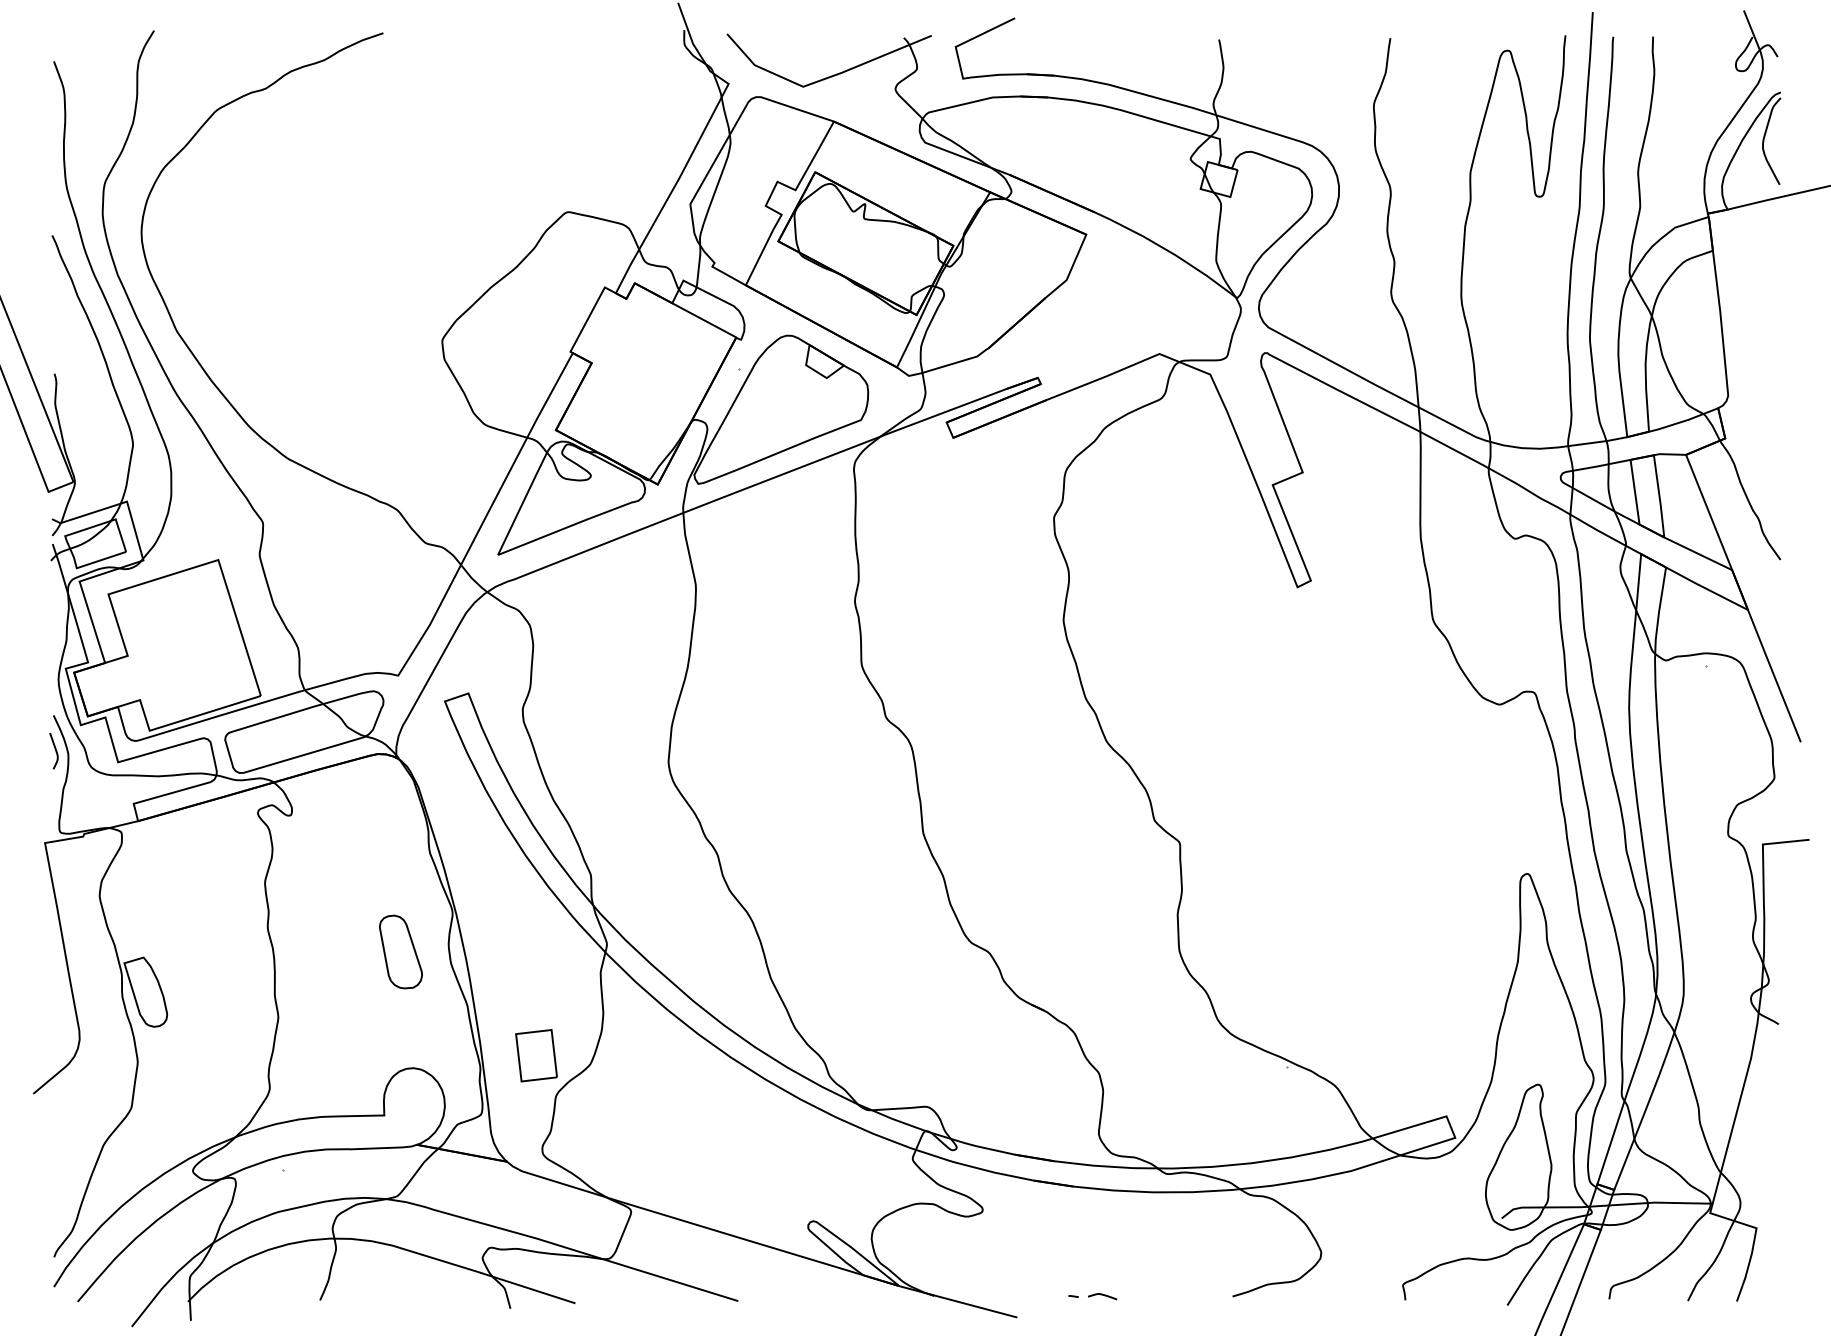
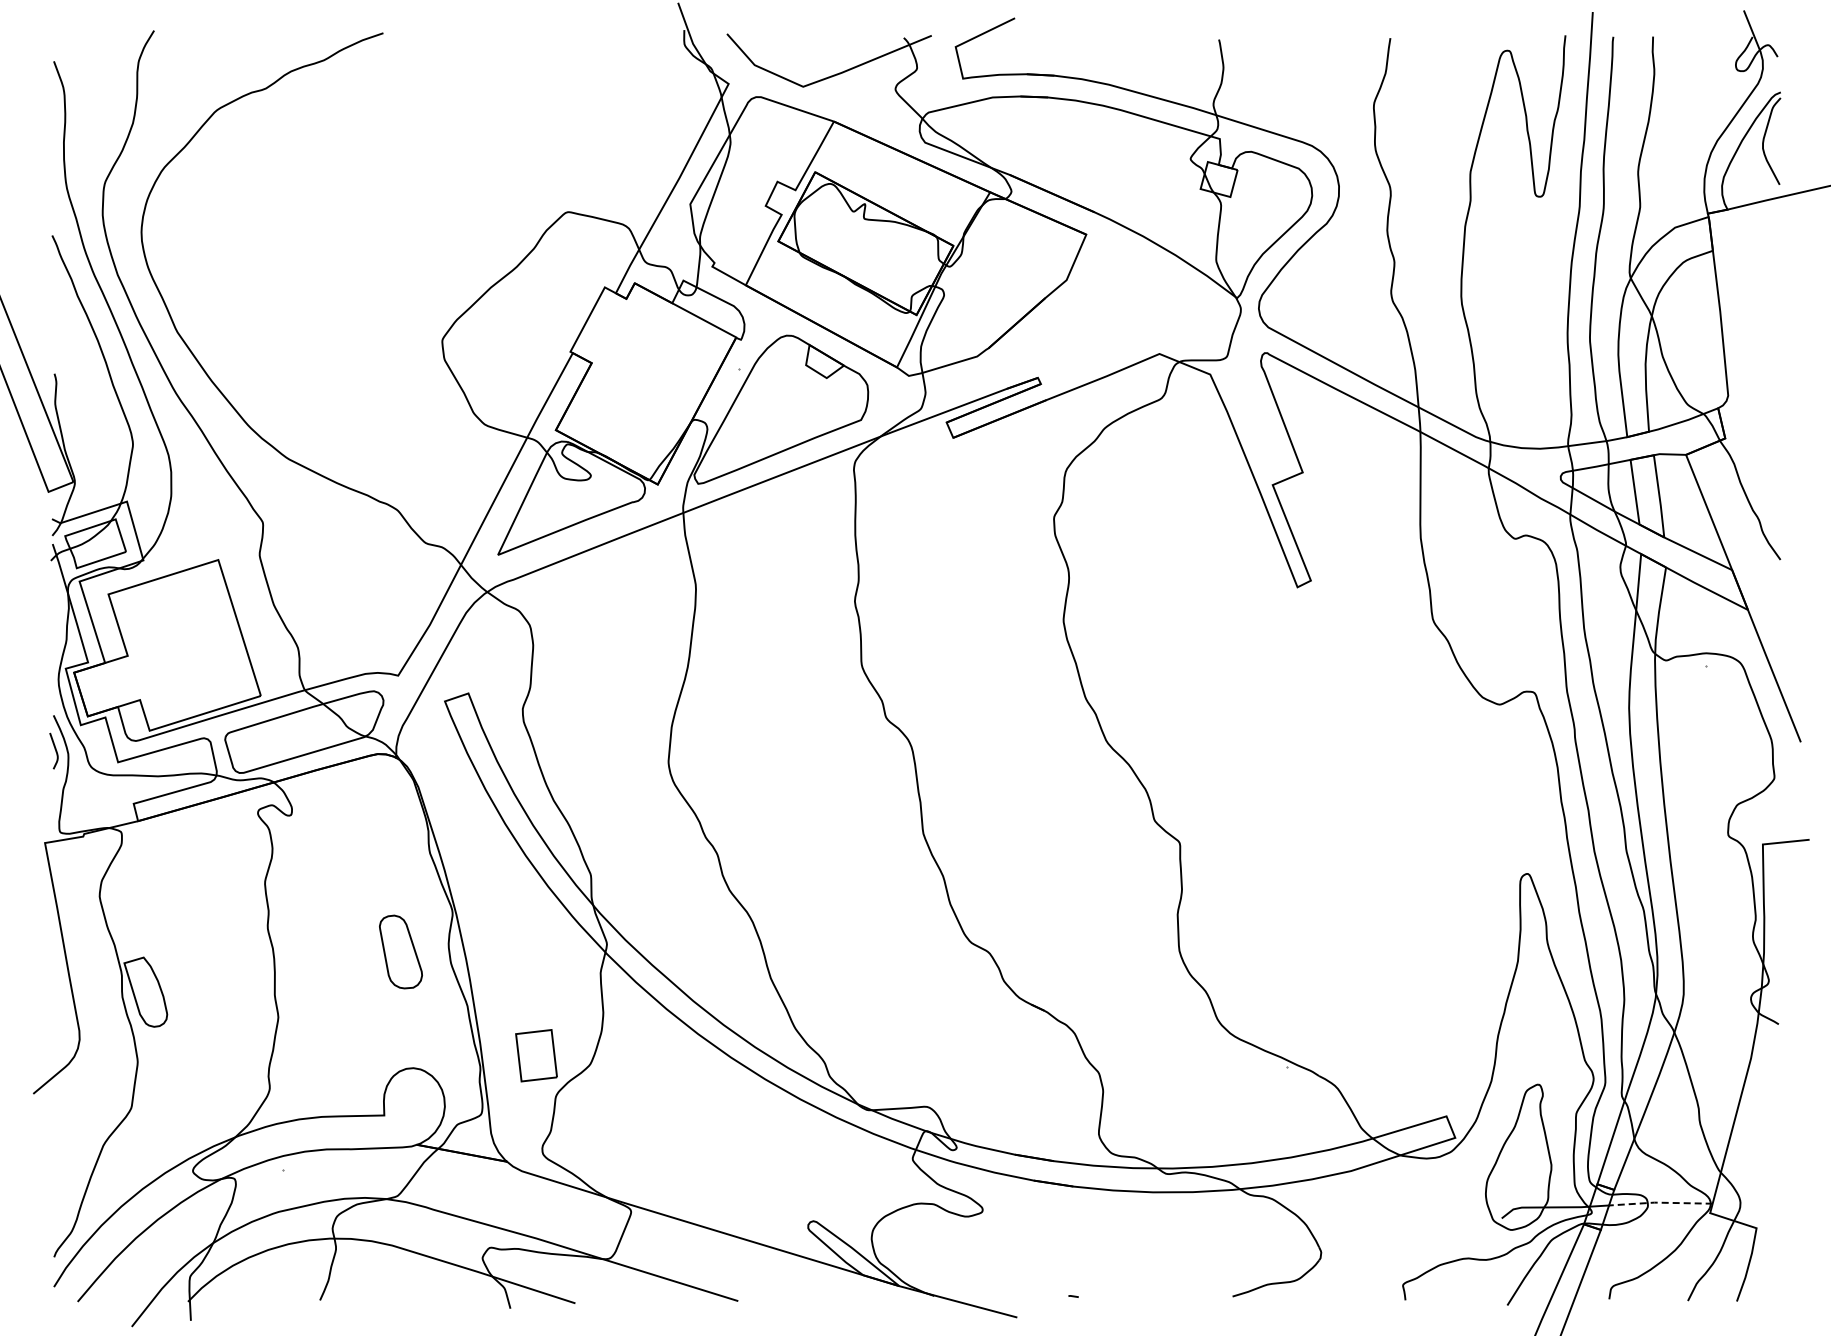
line: solid -> dashed (1660, 1202)
curve: present -> none (1102, 1295)
